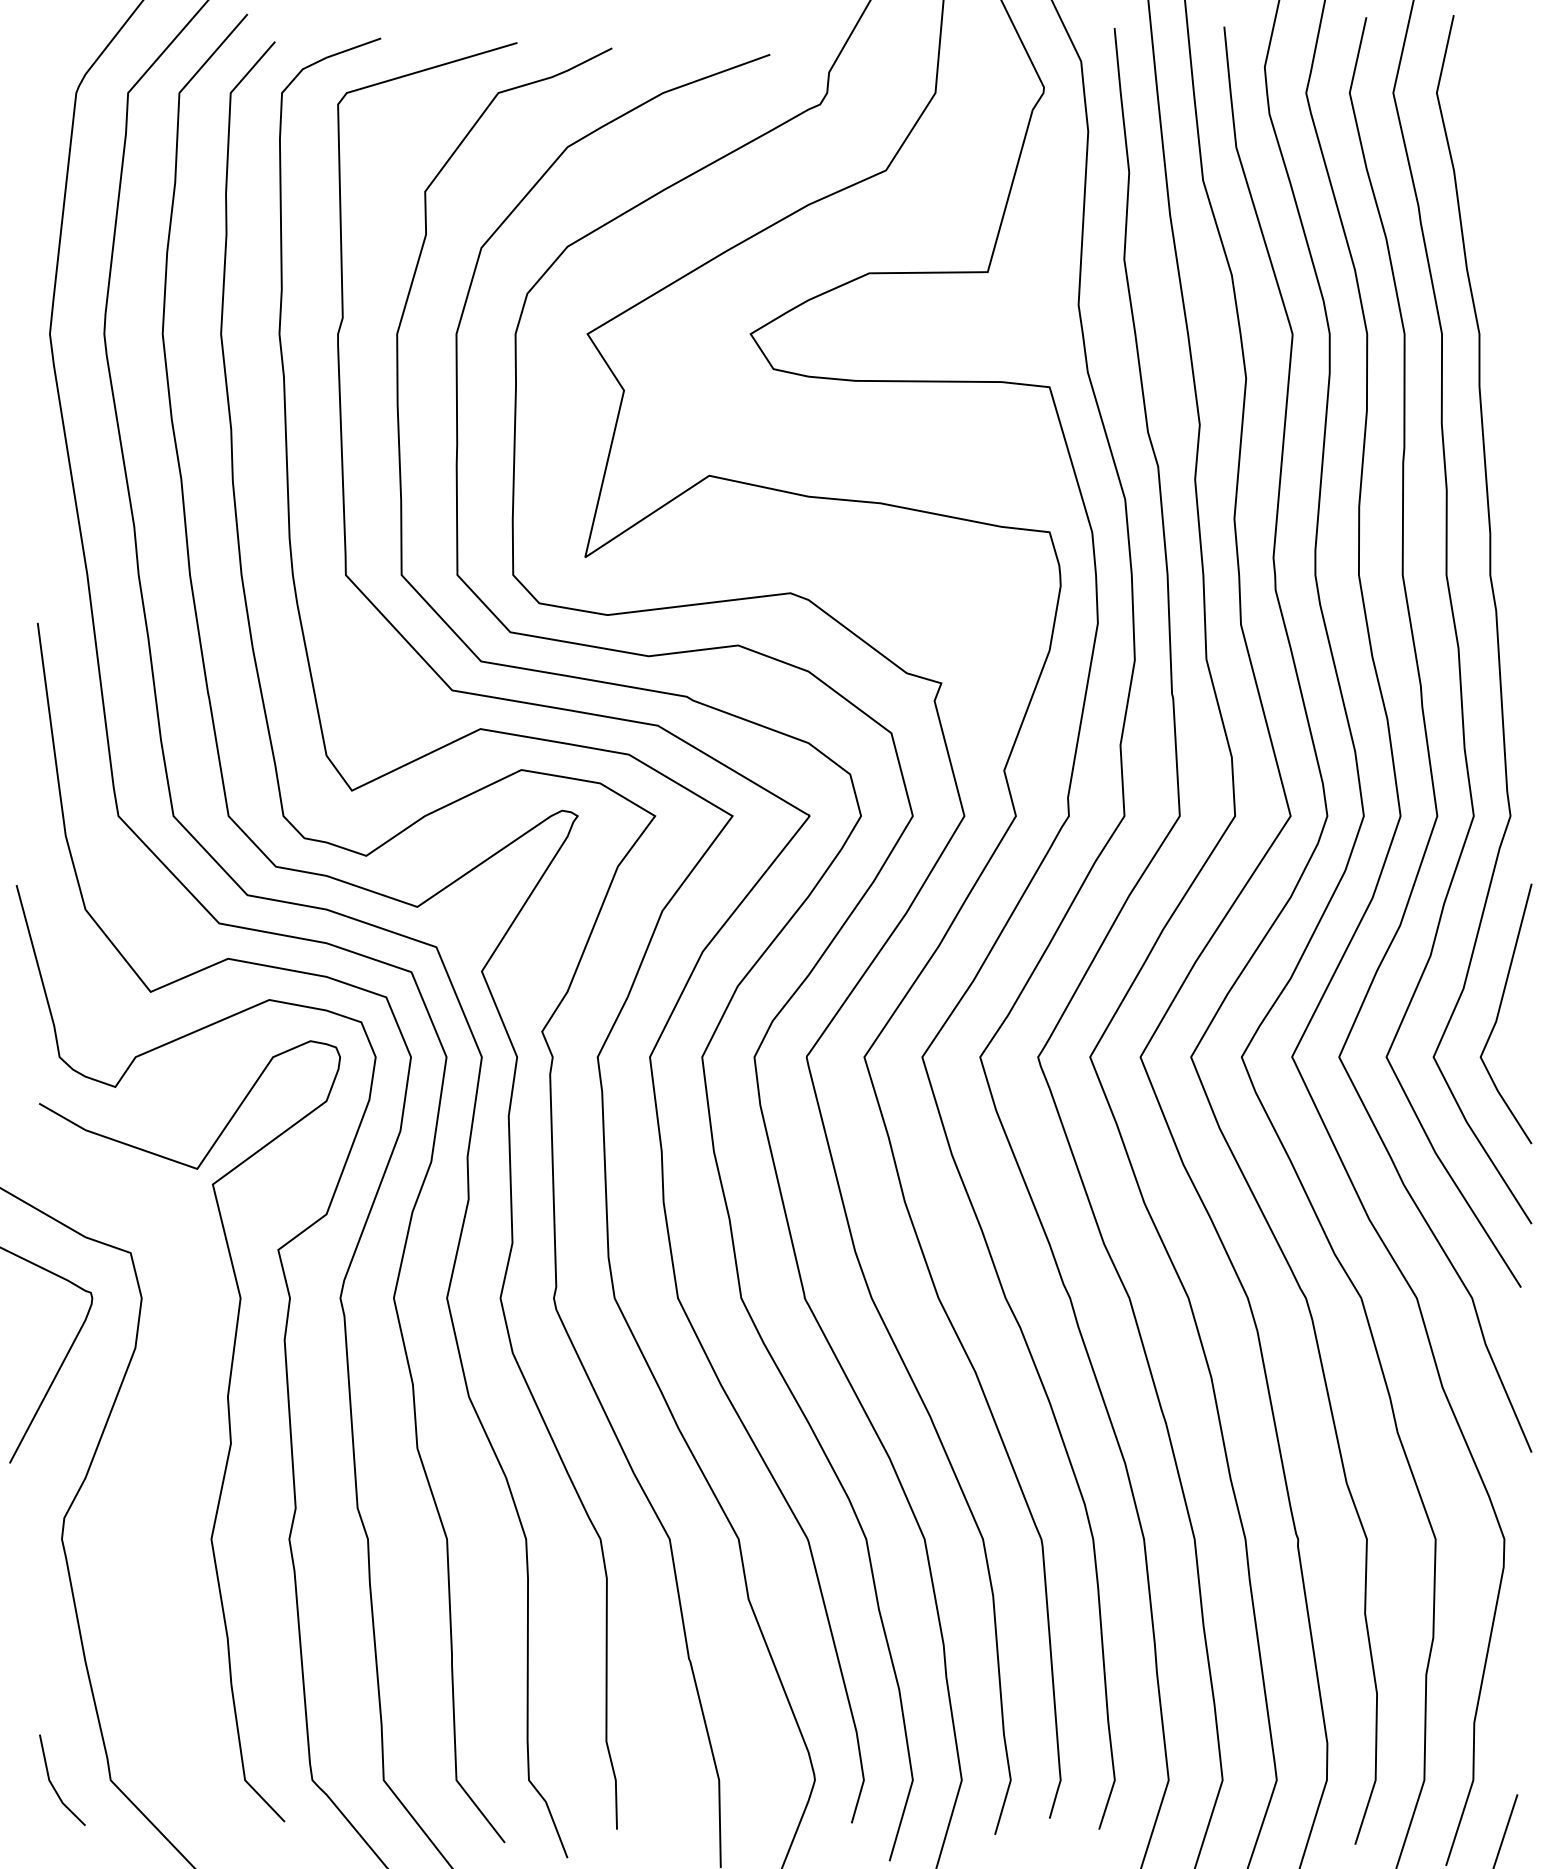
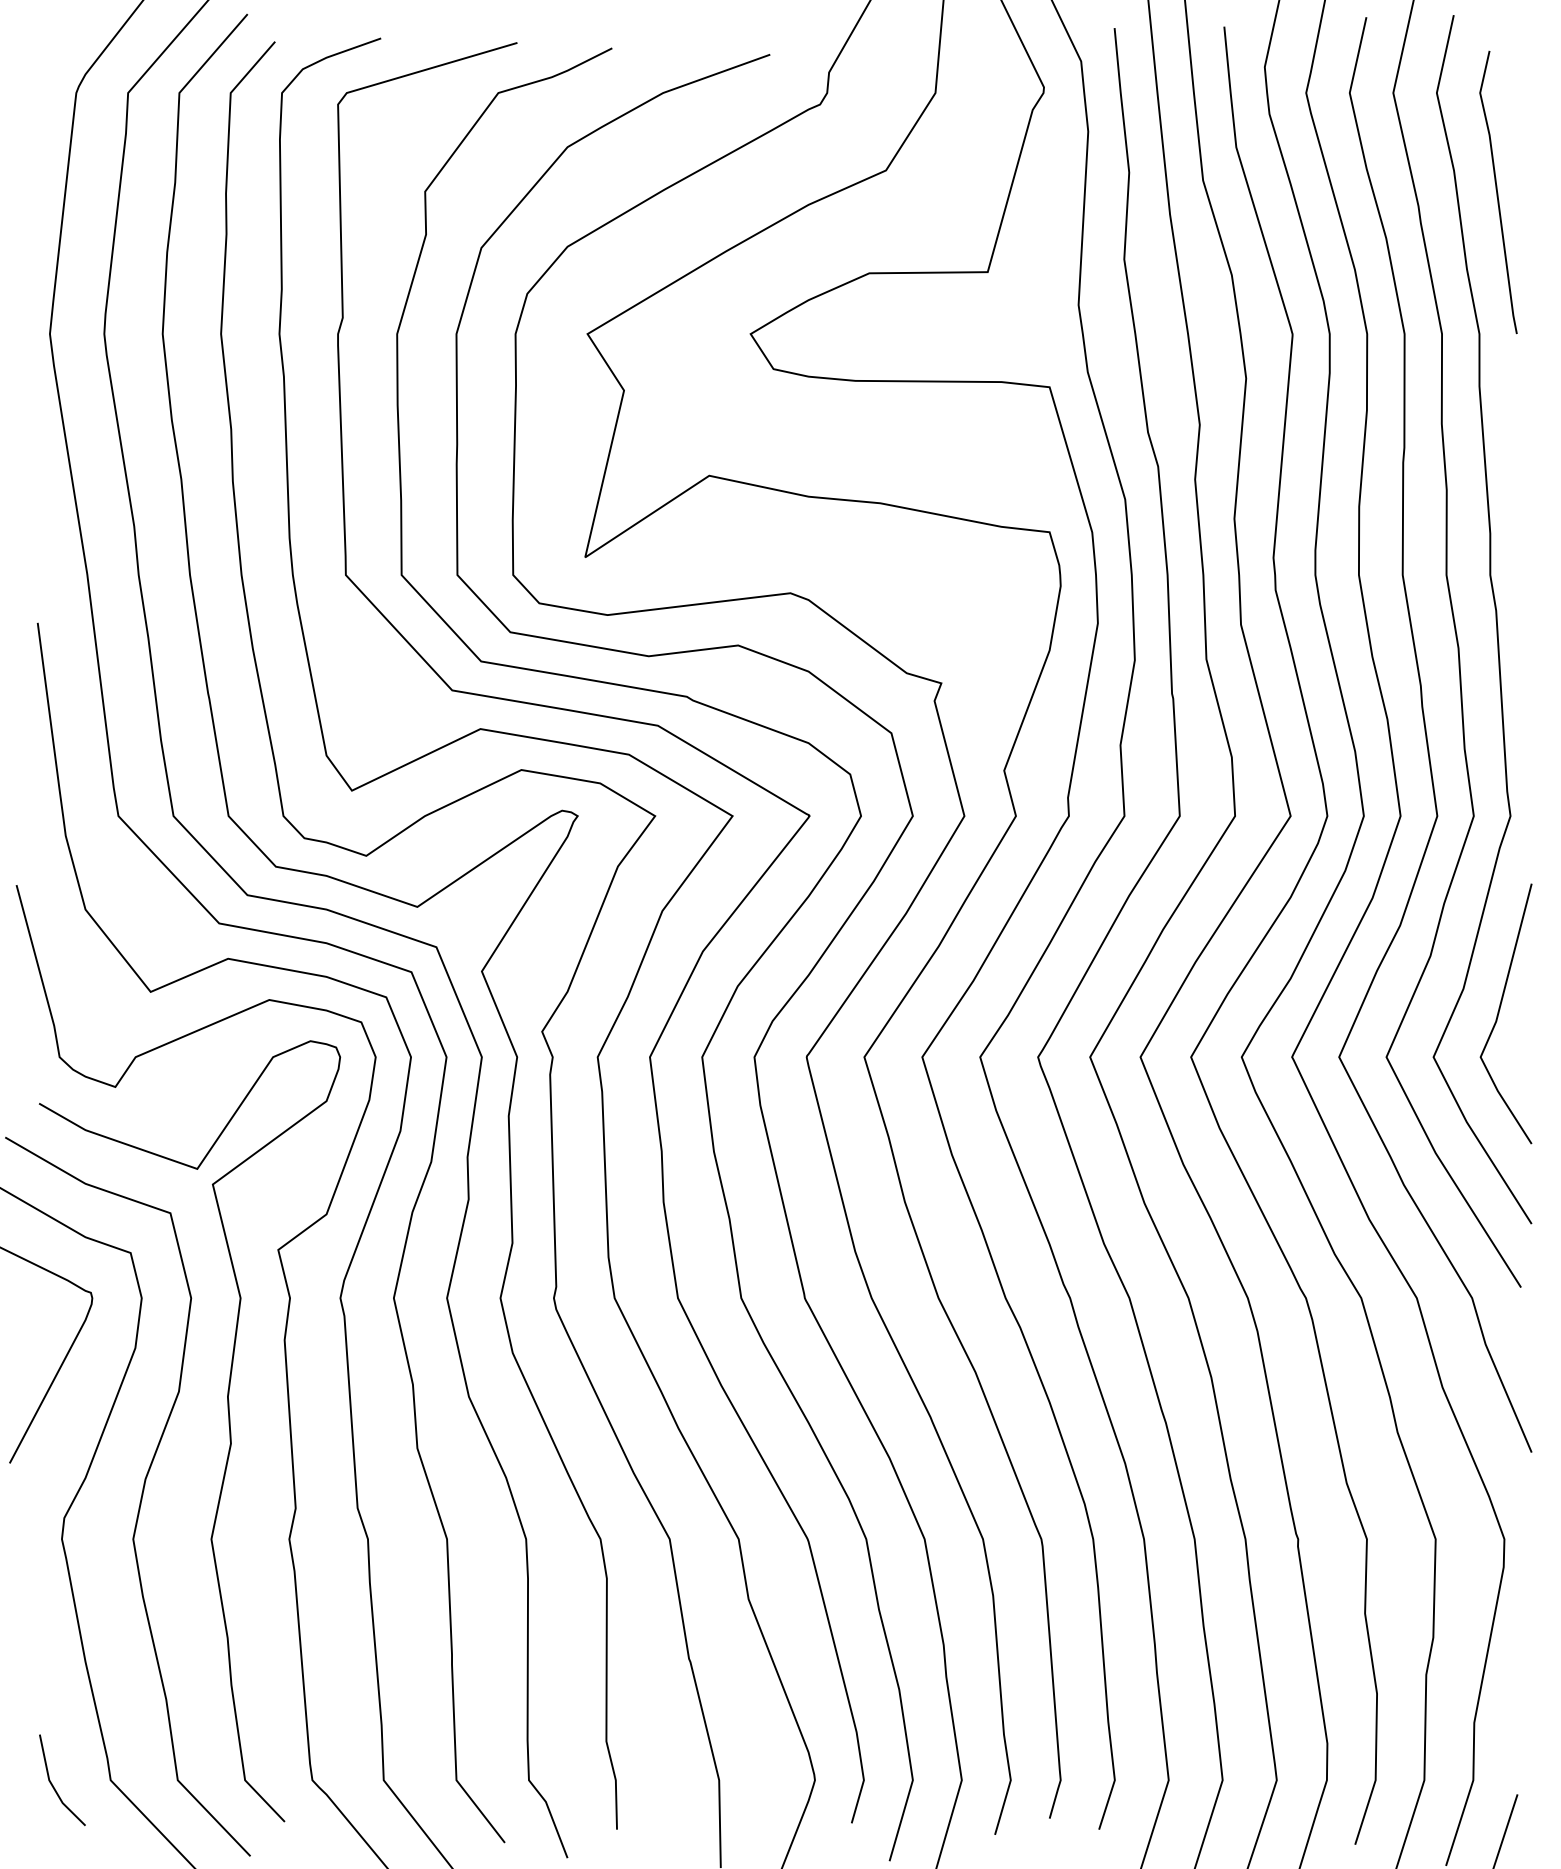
line: none -> present (1498, 192)
curve: none -> present (140, 1497)
